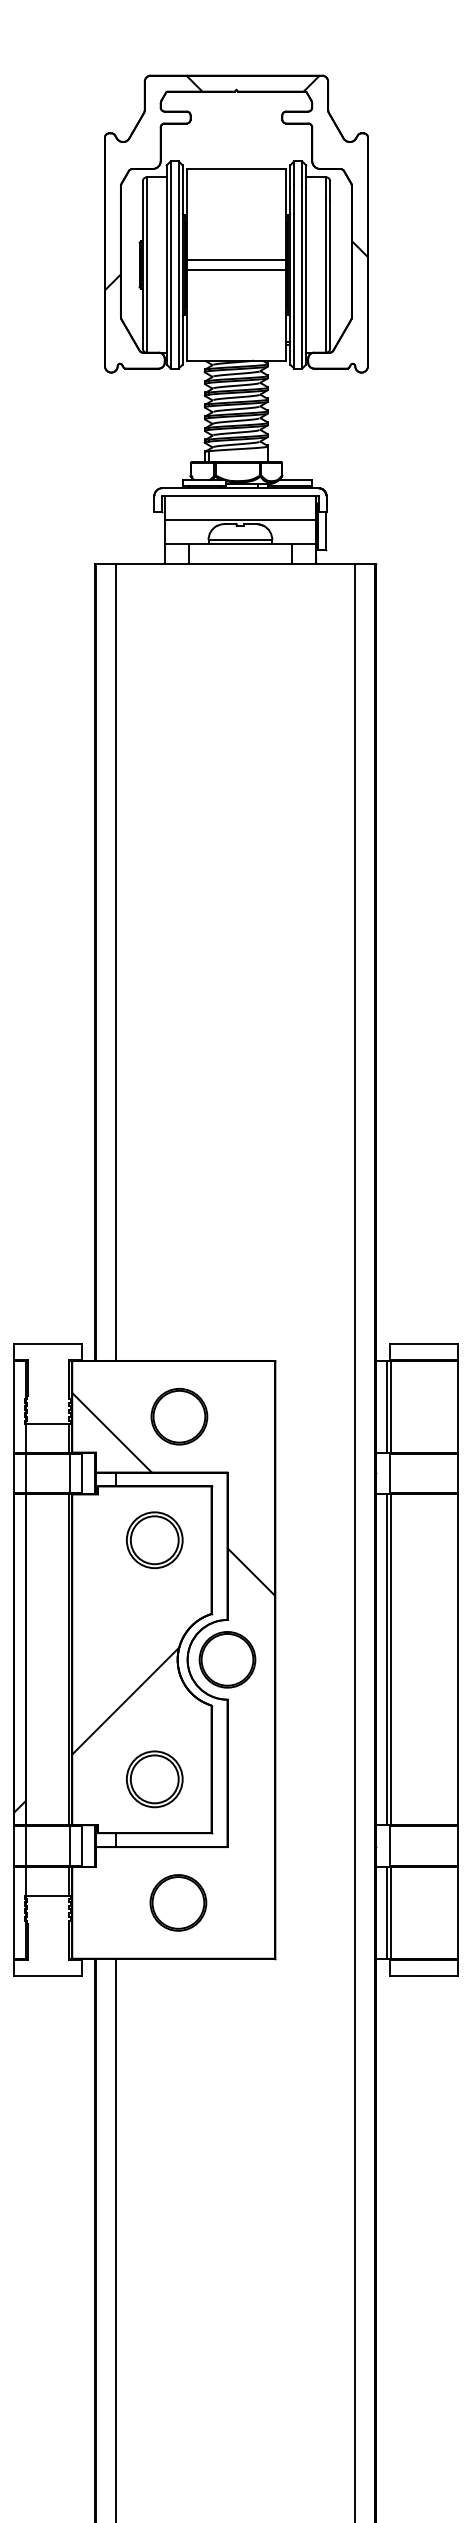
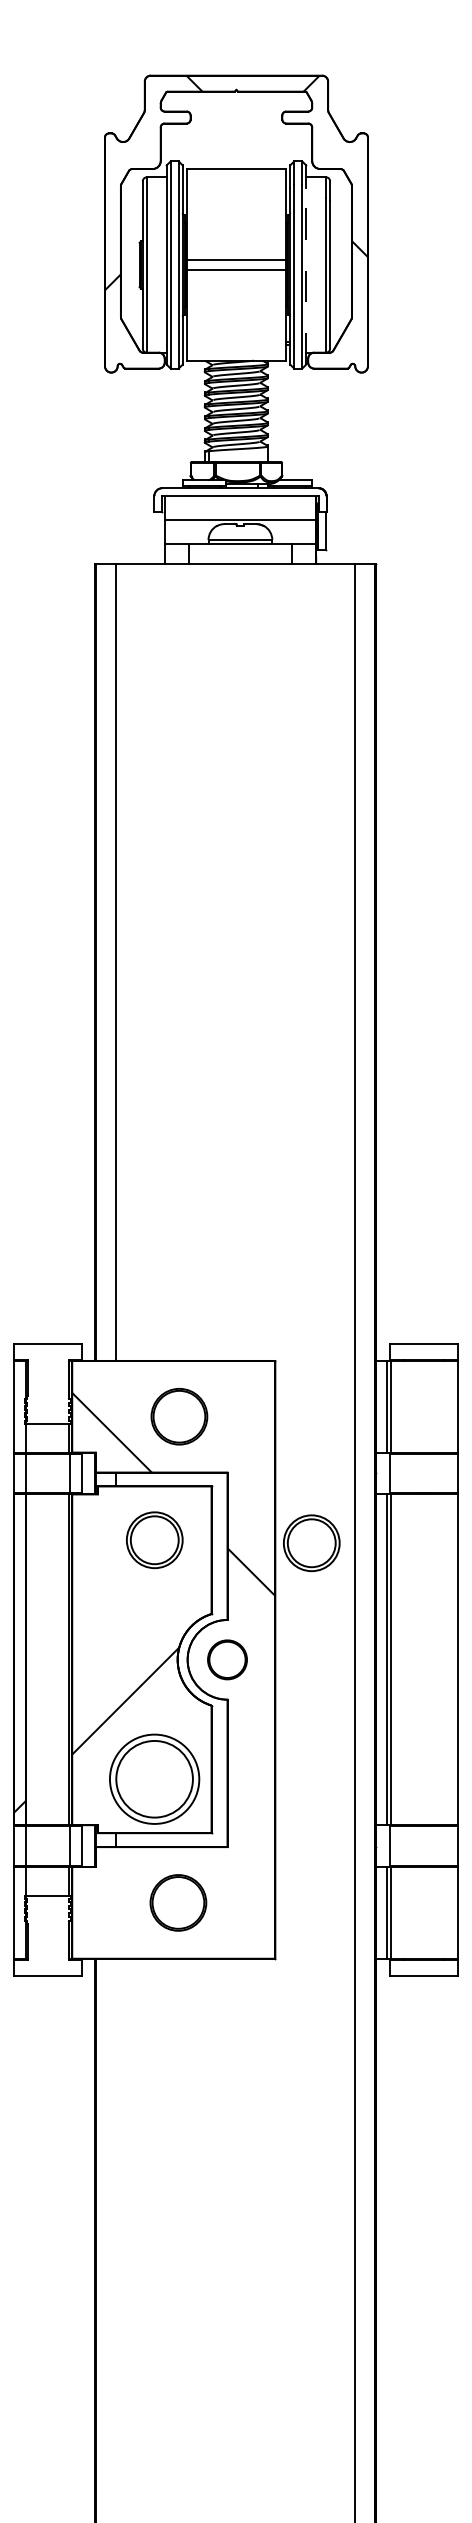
line: solid -> dashed (306, 276)
part: none -> present (311, 1543)
part size: 59x58 px -> 41x42 px (227, 1659)
part size: 58x59 px -> 92x92 px (154, 1778)
line: present -> none (115, 2238)
